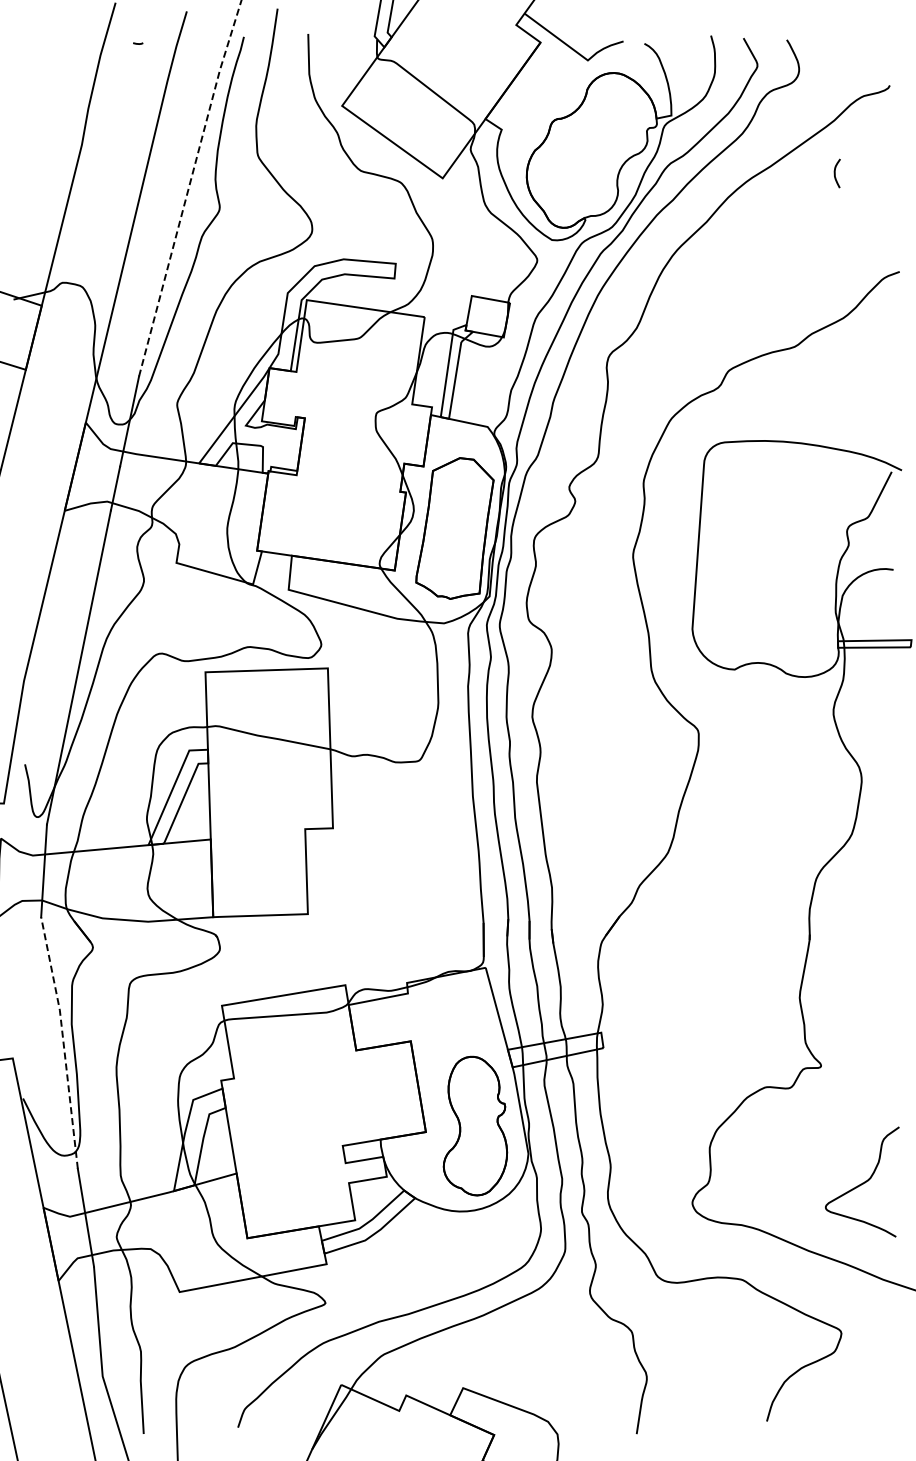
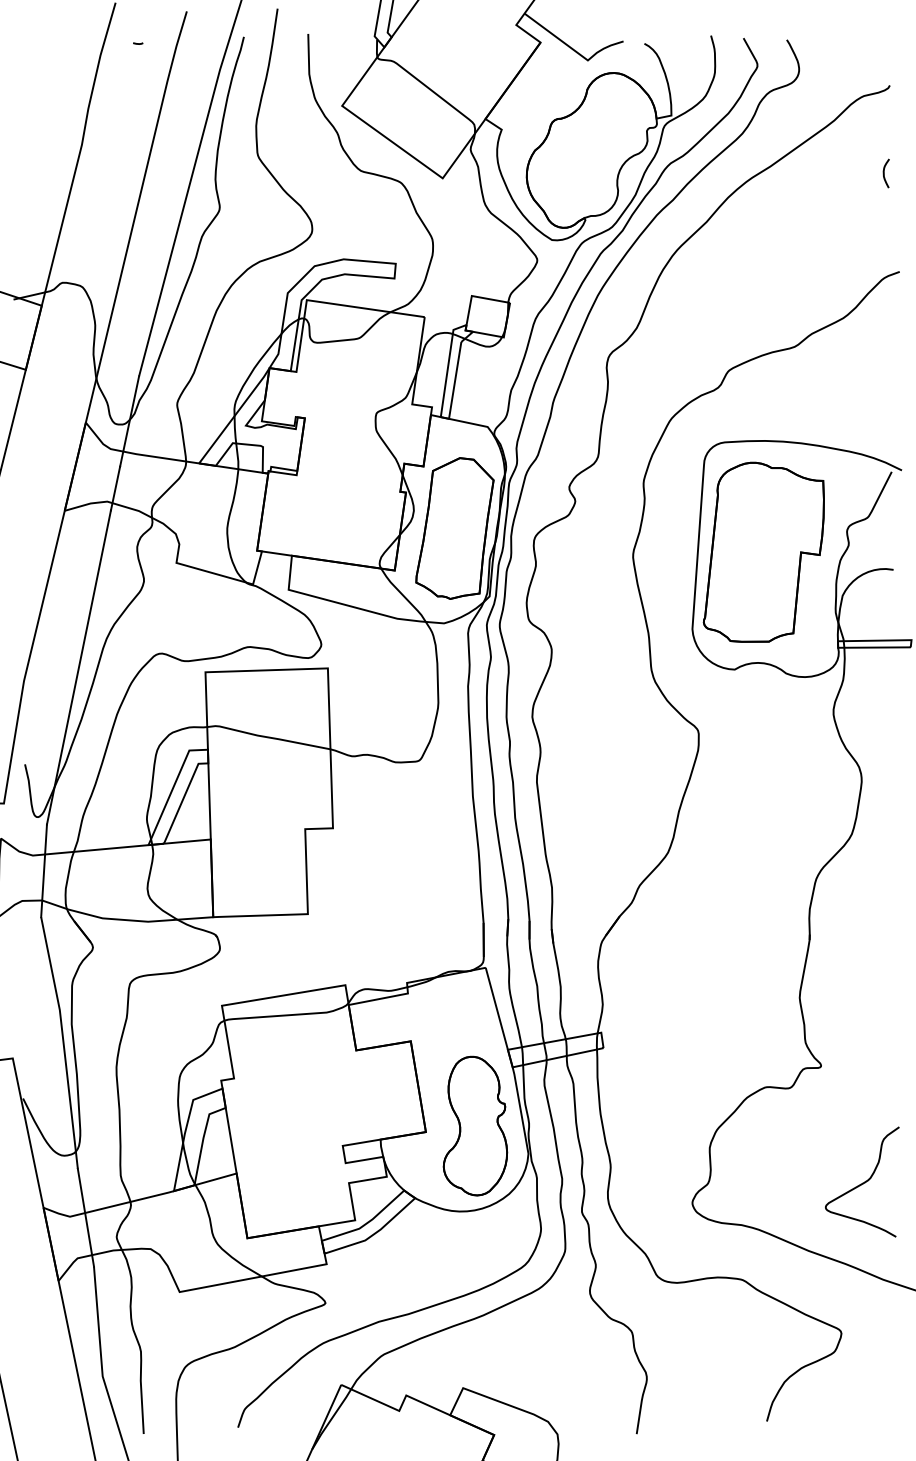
curve position: (835, 173) -> (884, 173) (884, 173)
line: dashed -> solid (188, 187)
part: none -> present (763, 551)
line: dashed -> solid (63, 1041)
